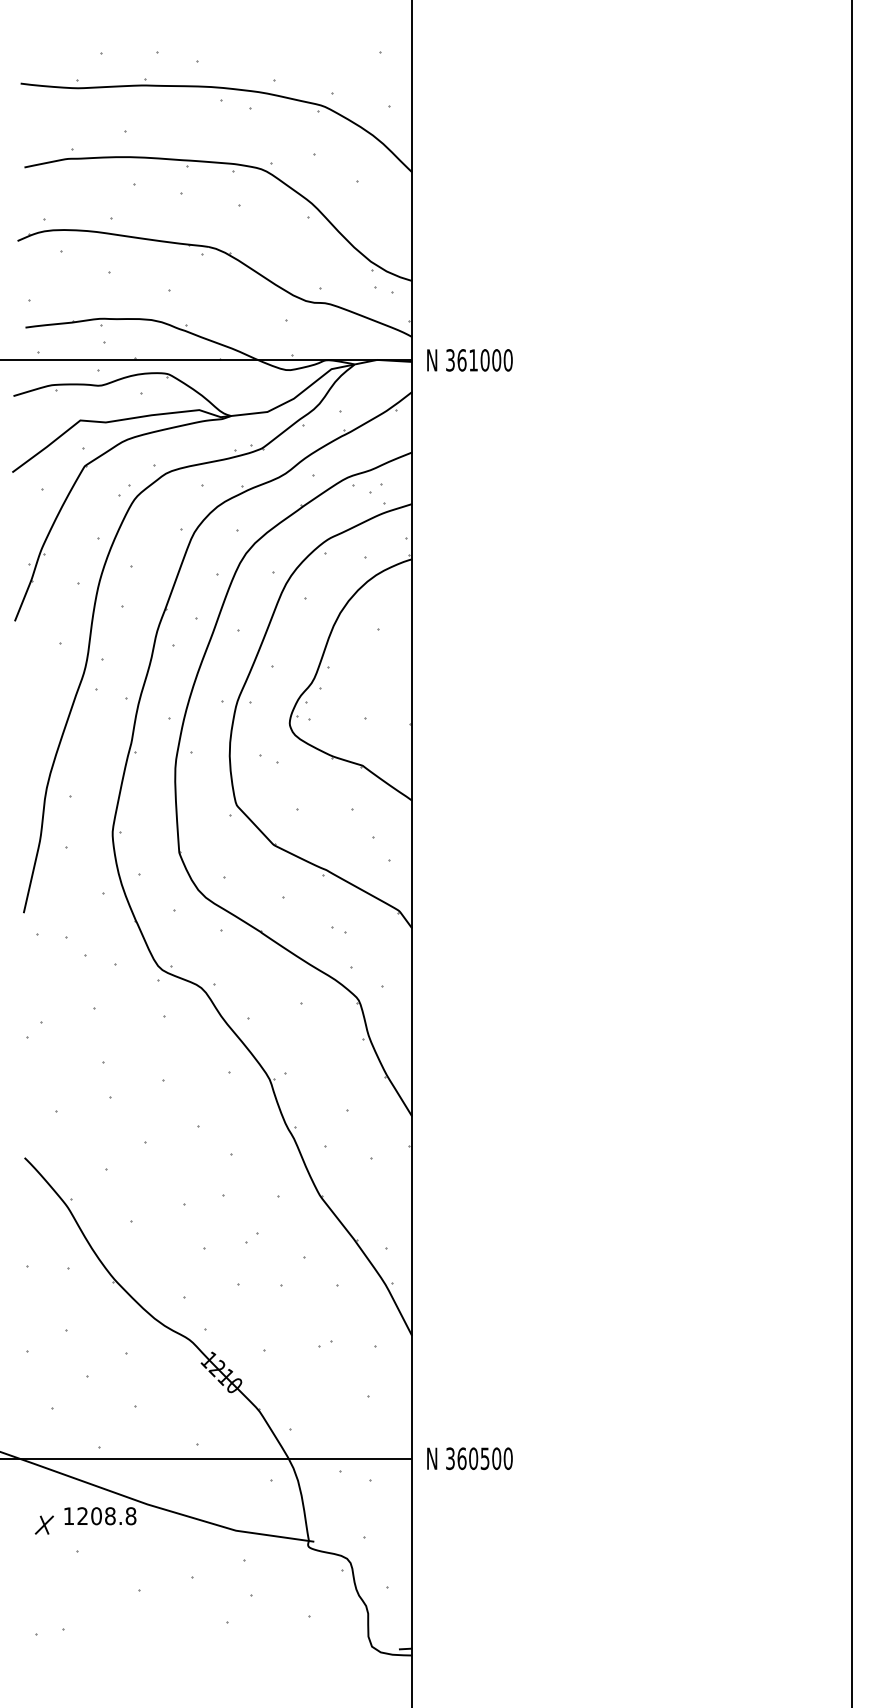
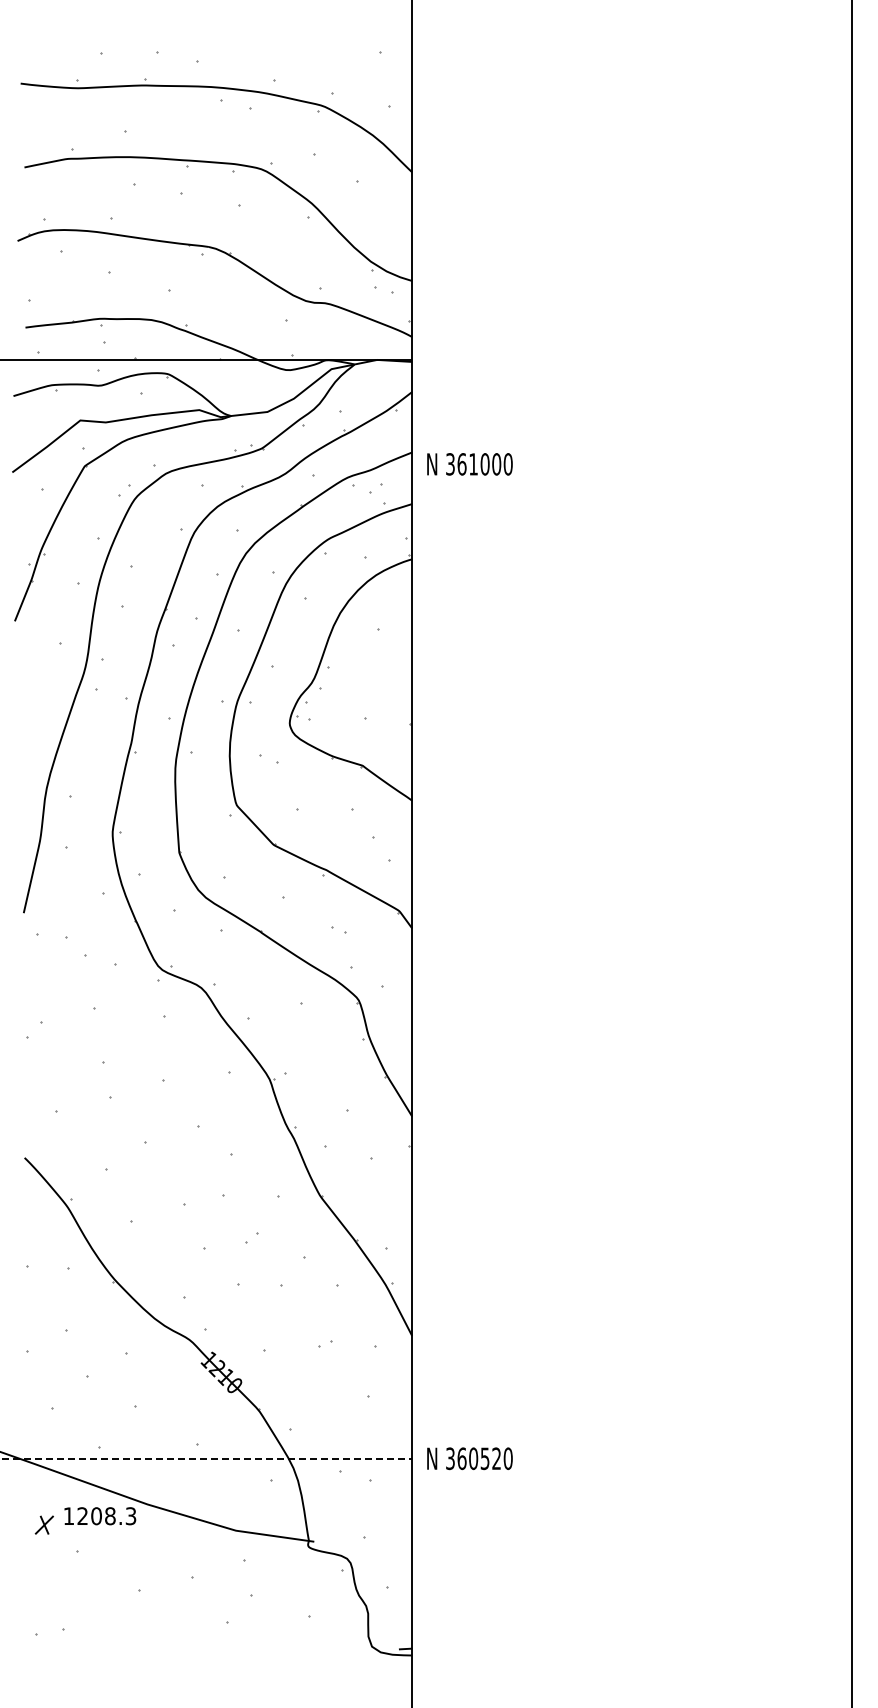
text position: (469, 360) -> (469, 464) (469, 464)
line: solid -> dashed (206, 1458)
text: 360500 -> 360520 (496, 1458)
text: 1208.8 -> 1208.3 (130, 1516)
